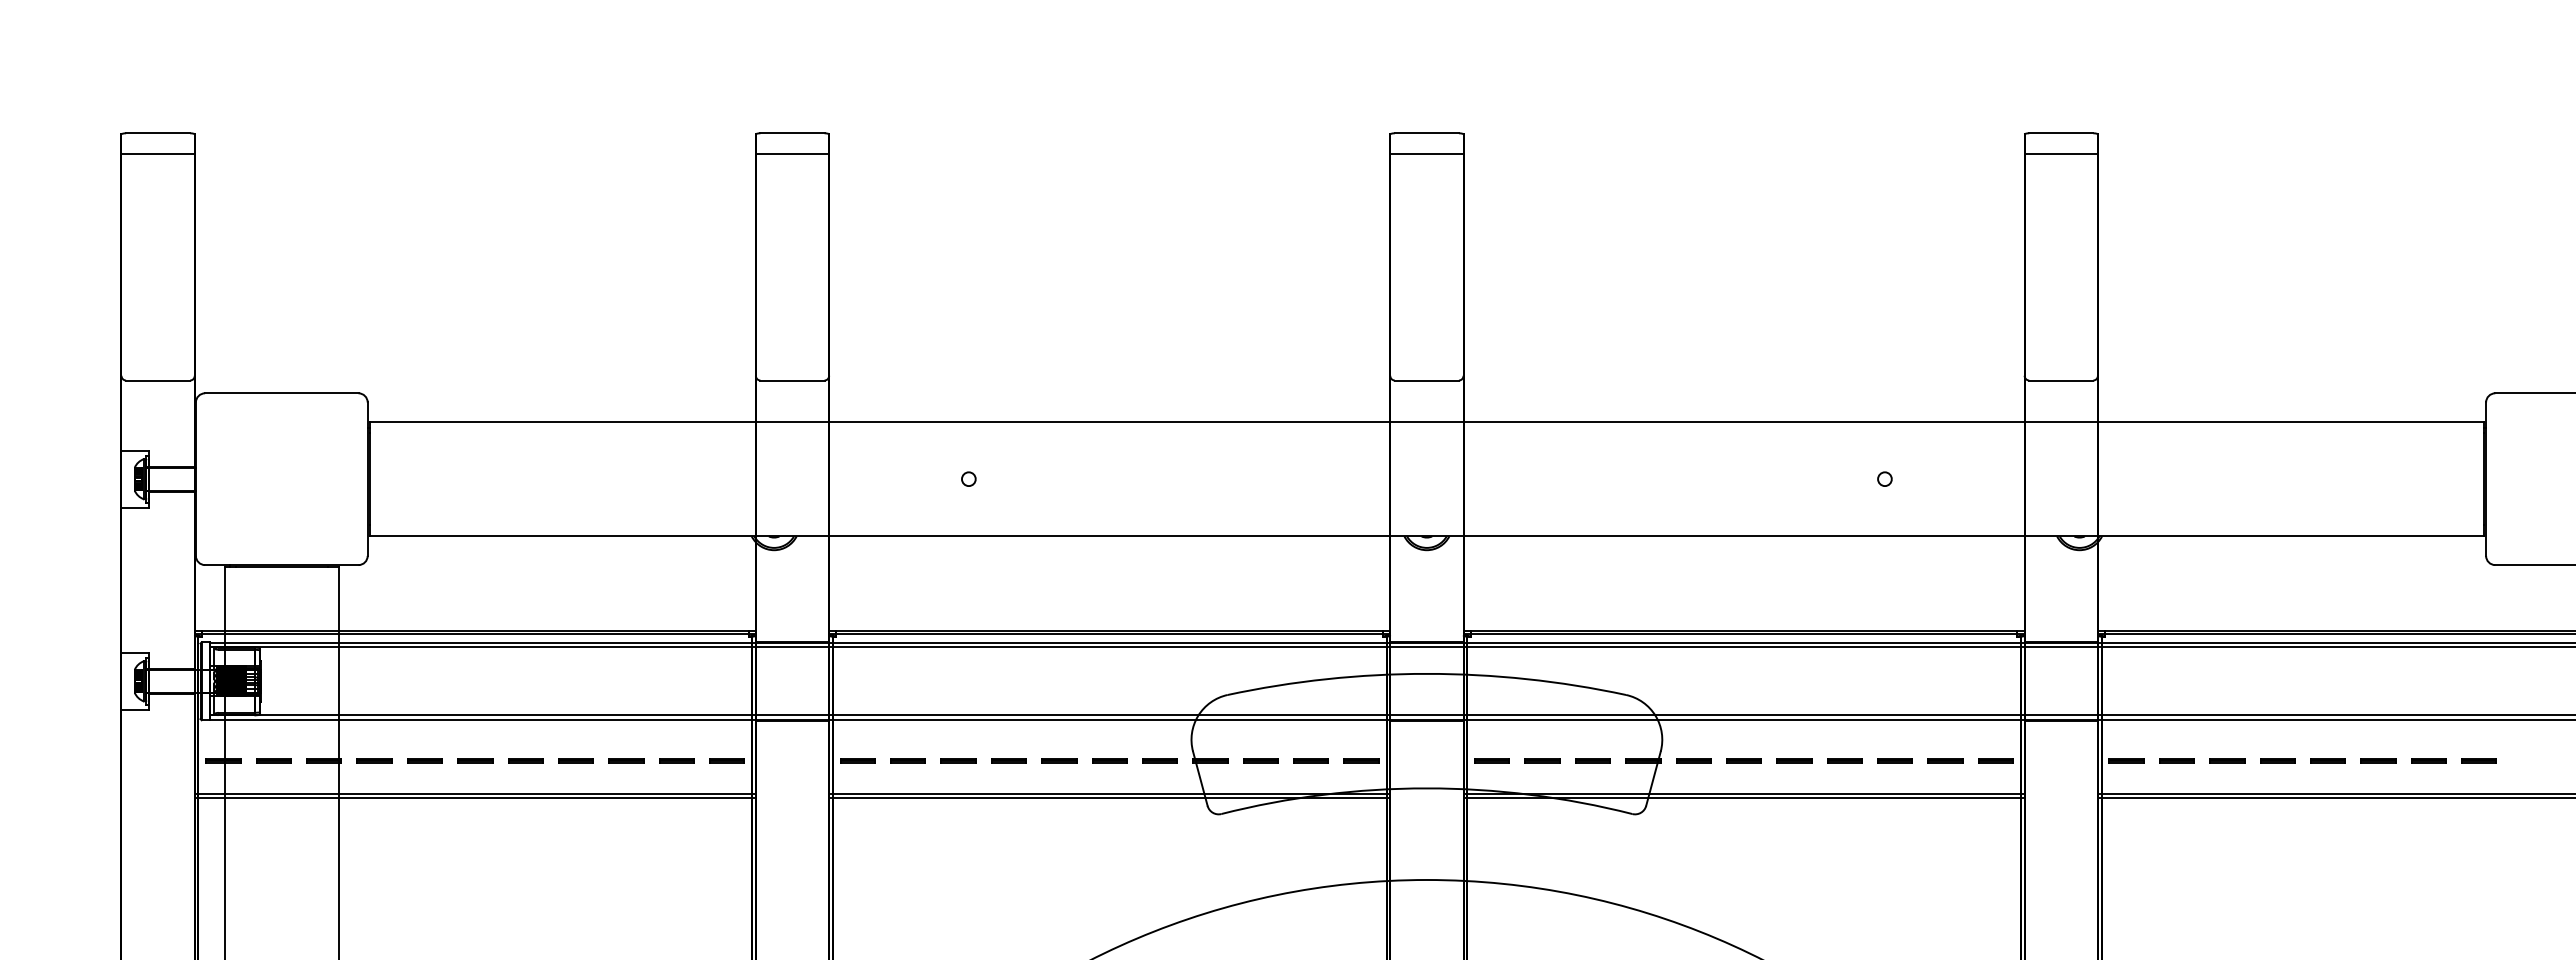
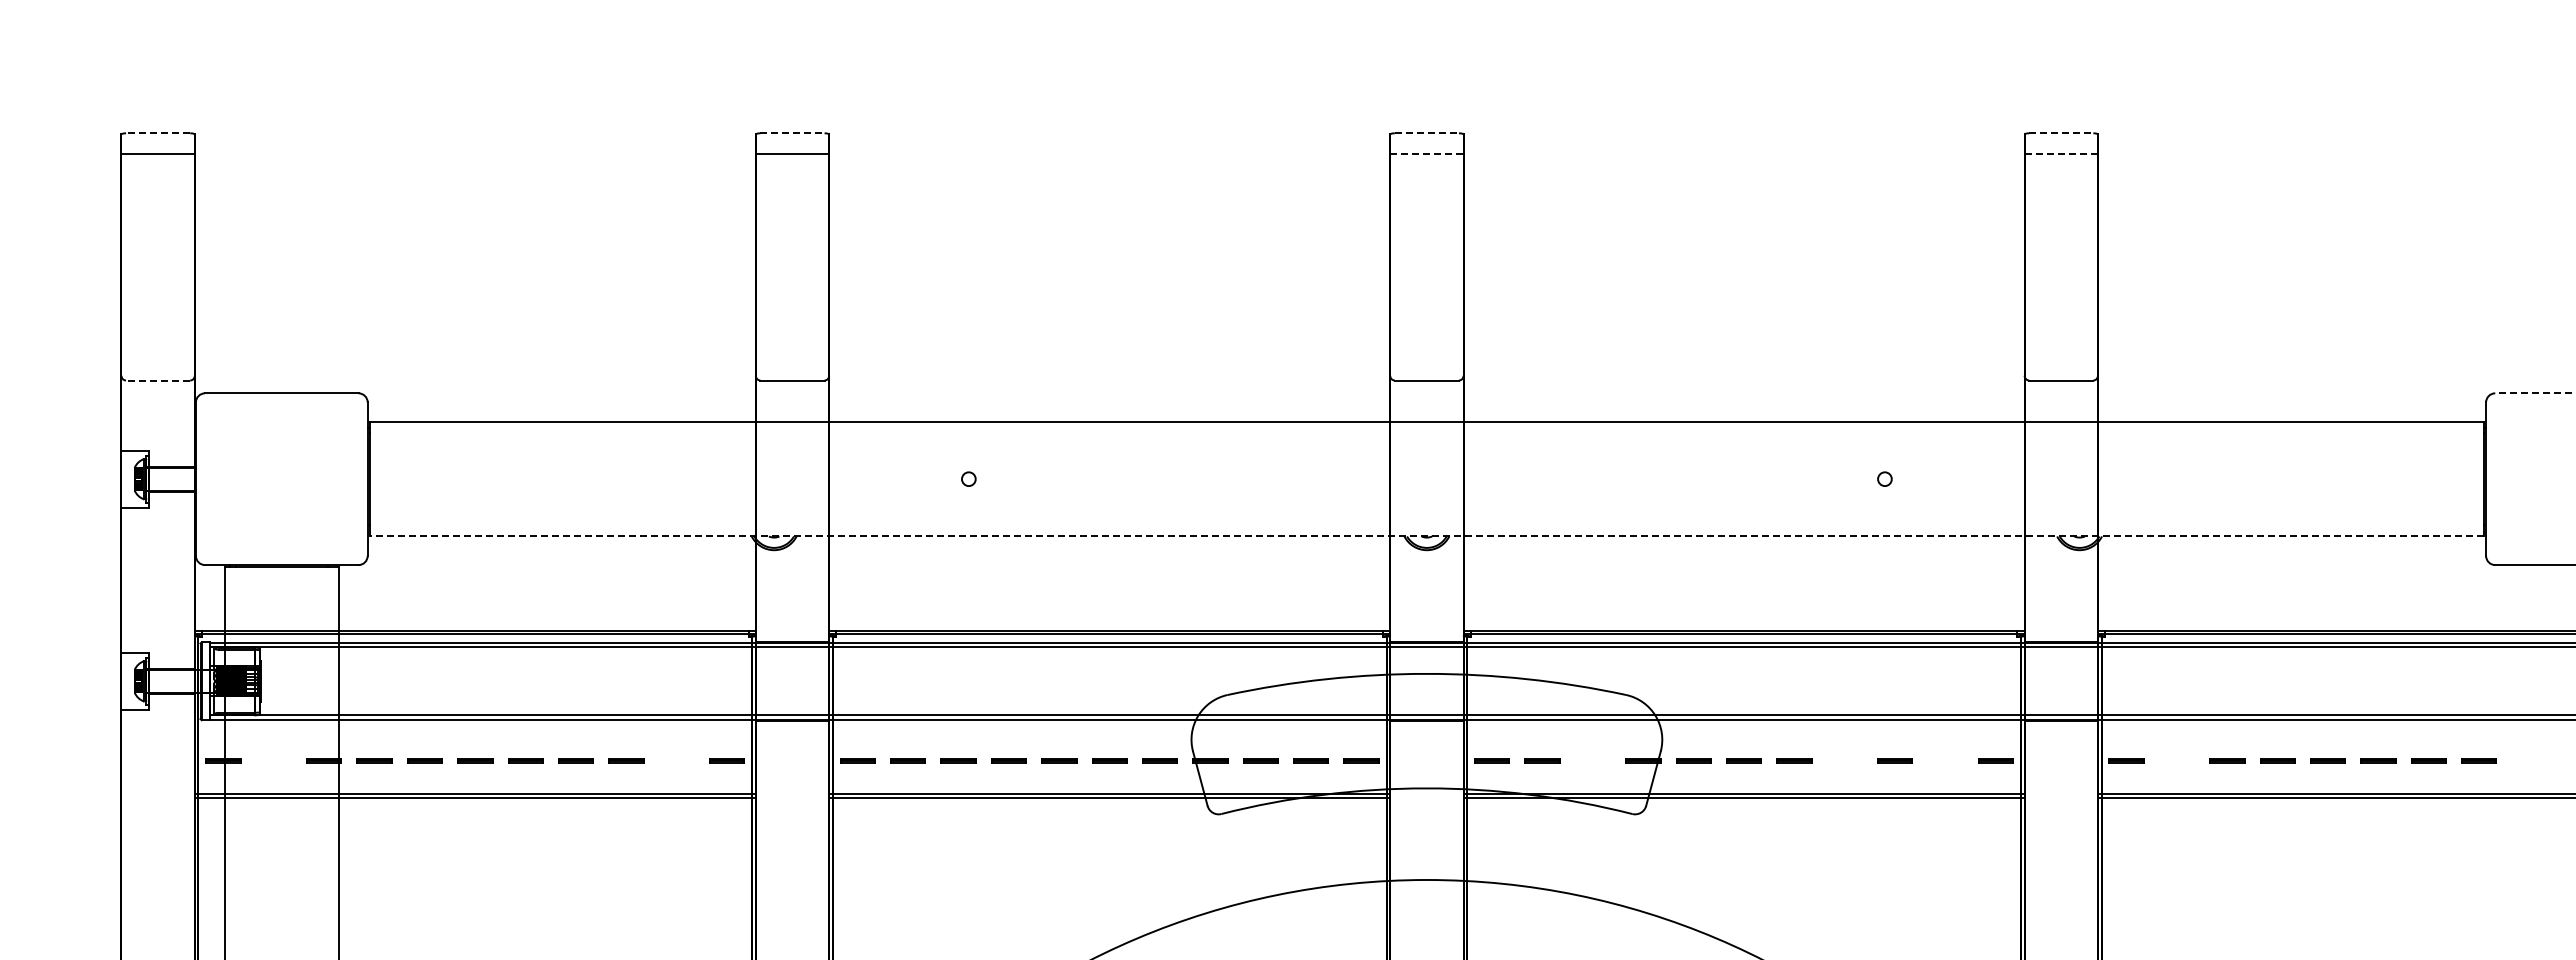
line: solid -> dashed (157, 133)
line: solid -> dashed (793, 133)
line: solid -> dashed (1427, 133)
line: solid -> dashed (2061, 133)
line: solid -> dashed (1426, 153)
line: solid -> dashed (2061, 153)
line: solid -> dashed (157, 380)
line: solid -> dashed (2535, 393)
line: solid -> dashed (1426, 536)
part: present -> none (273, 760)
part: present -> none (676, 760)
part: present -> none (1592, 760)
part: present -> none (1844, 760)
part: present -> none (1945, 760)
part: present -> none (2176, 760)
